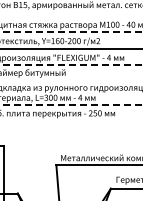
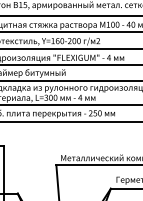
line: none -> present (70, 16)
line: dashed -> solid (71, 32)
line: dashed -> solid (71, 64)
line: none -> present (70, 81)
line: dashed -> solid (71, 105)
line: none -> present (70, 121)
